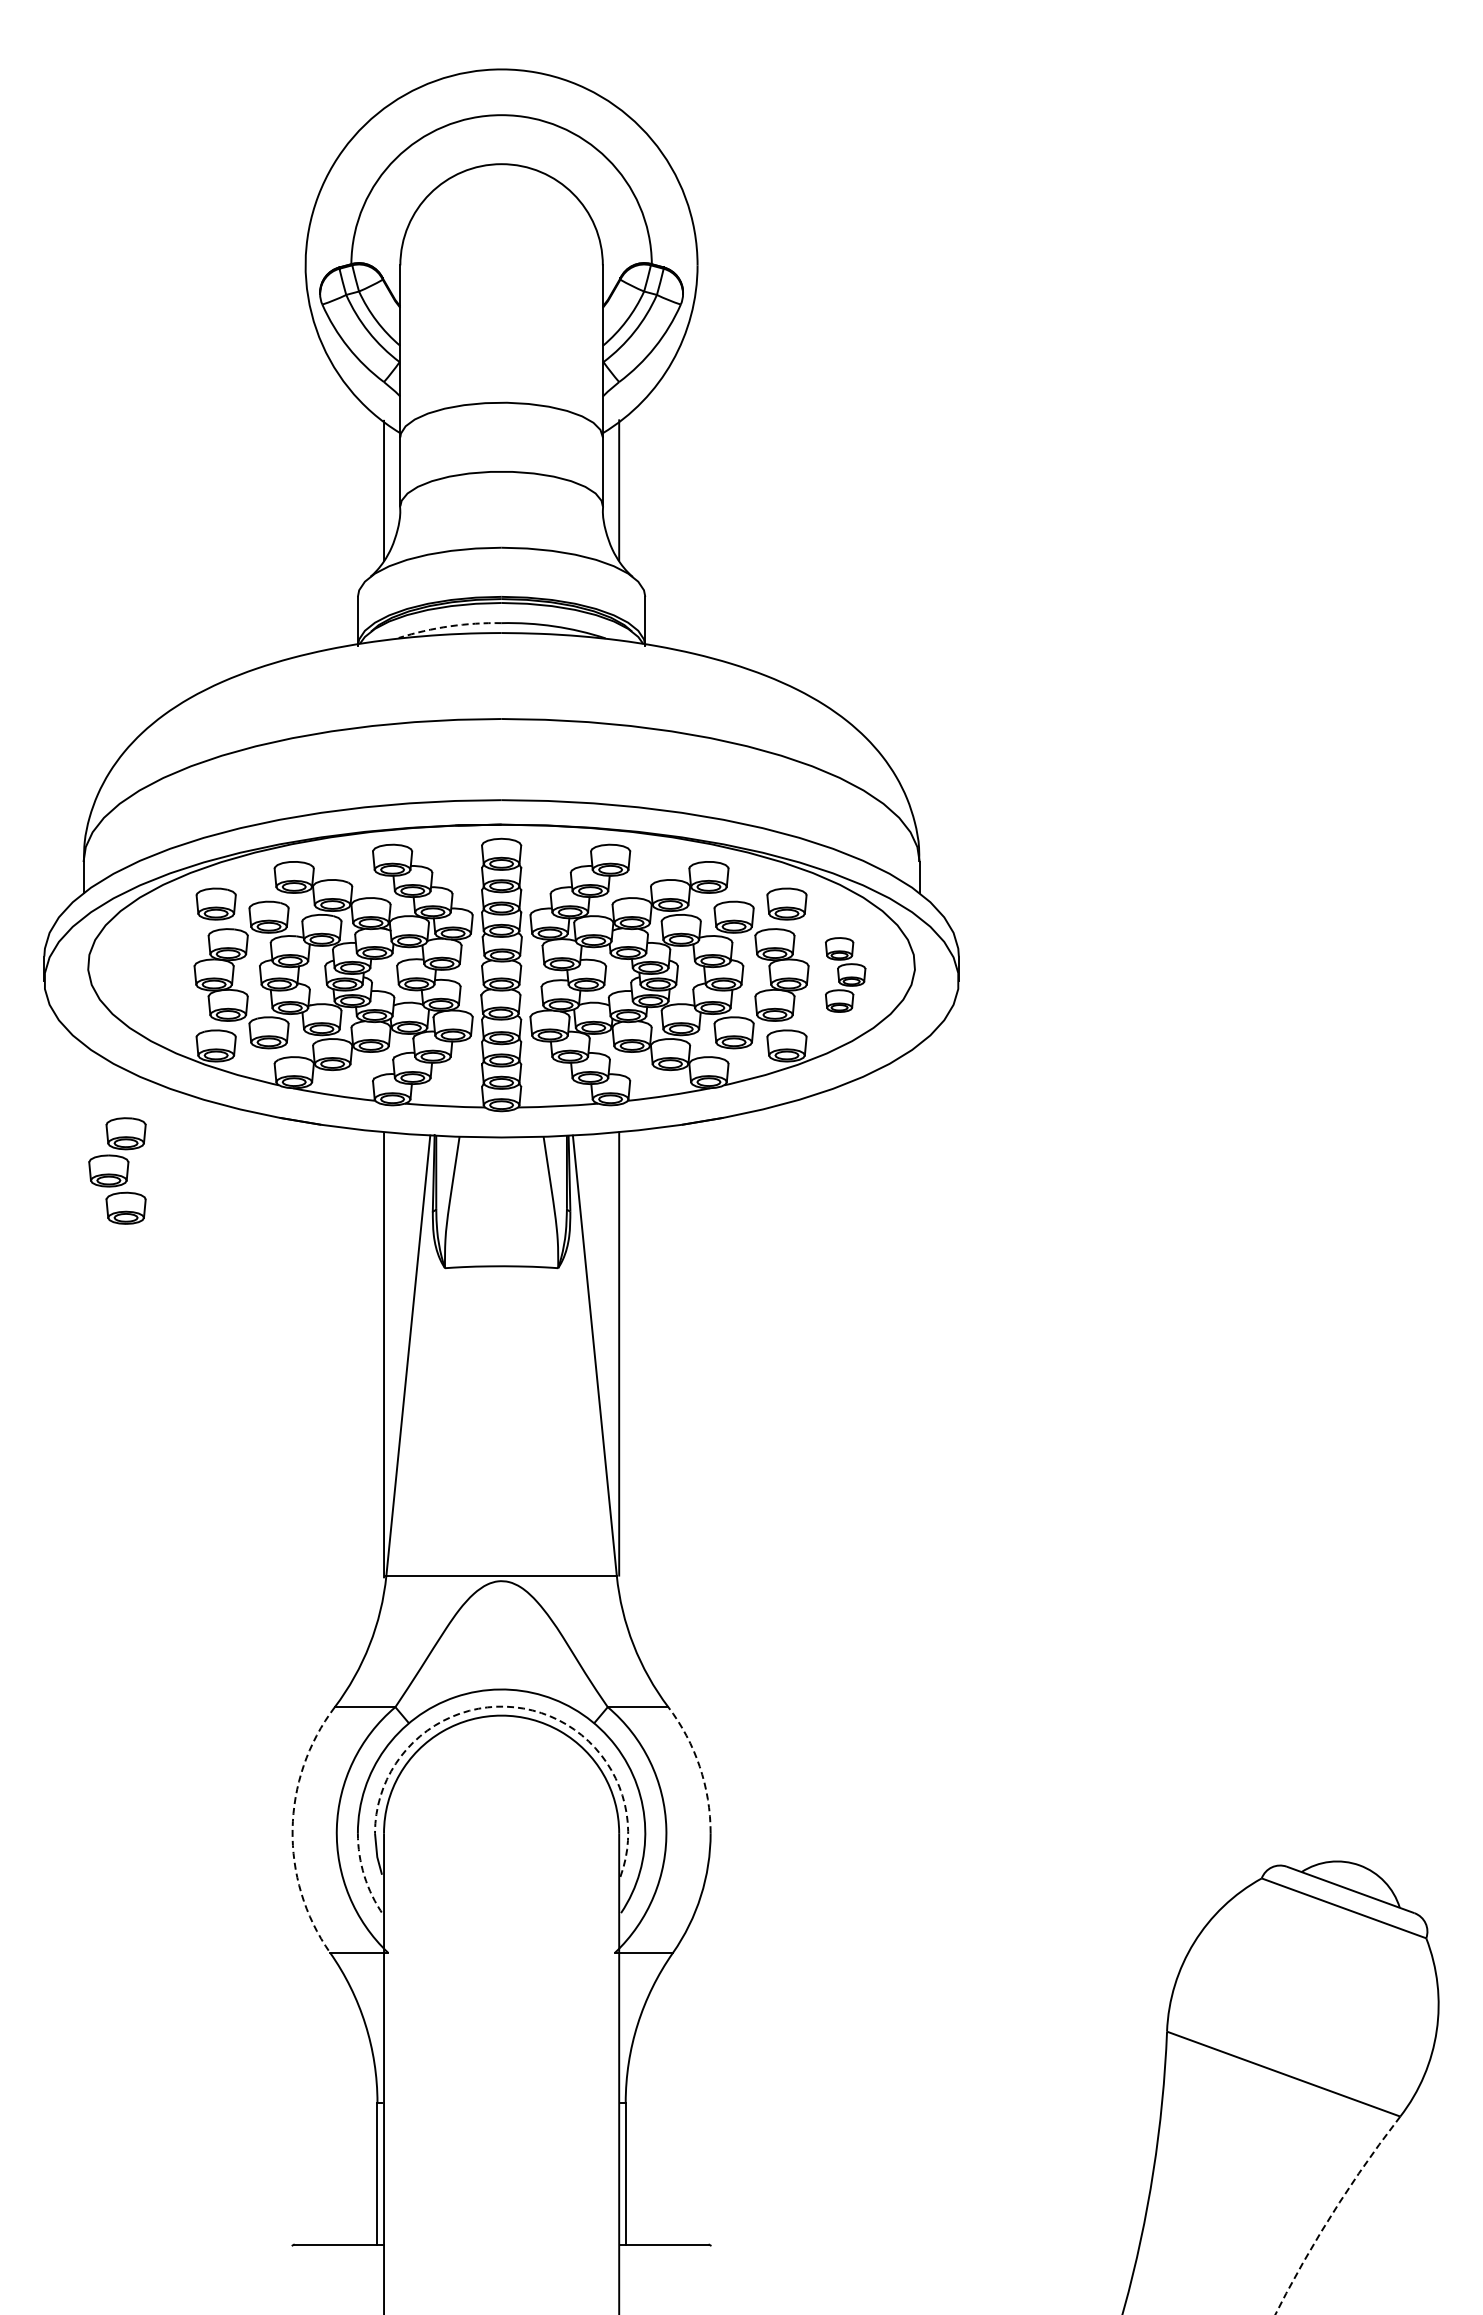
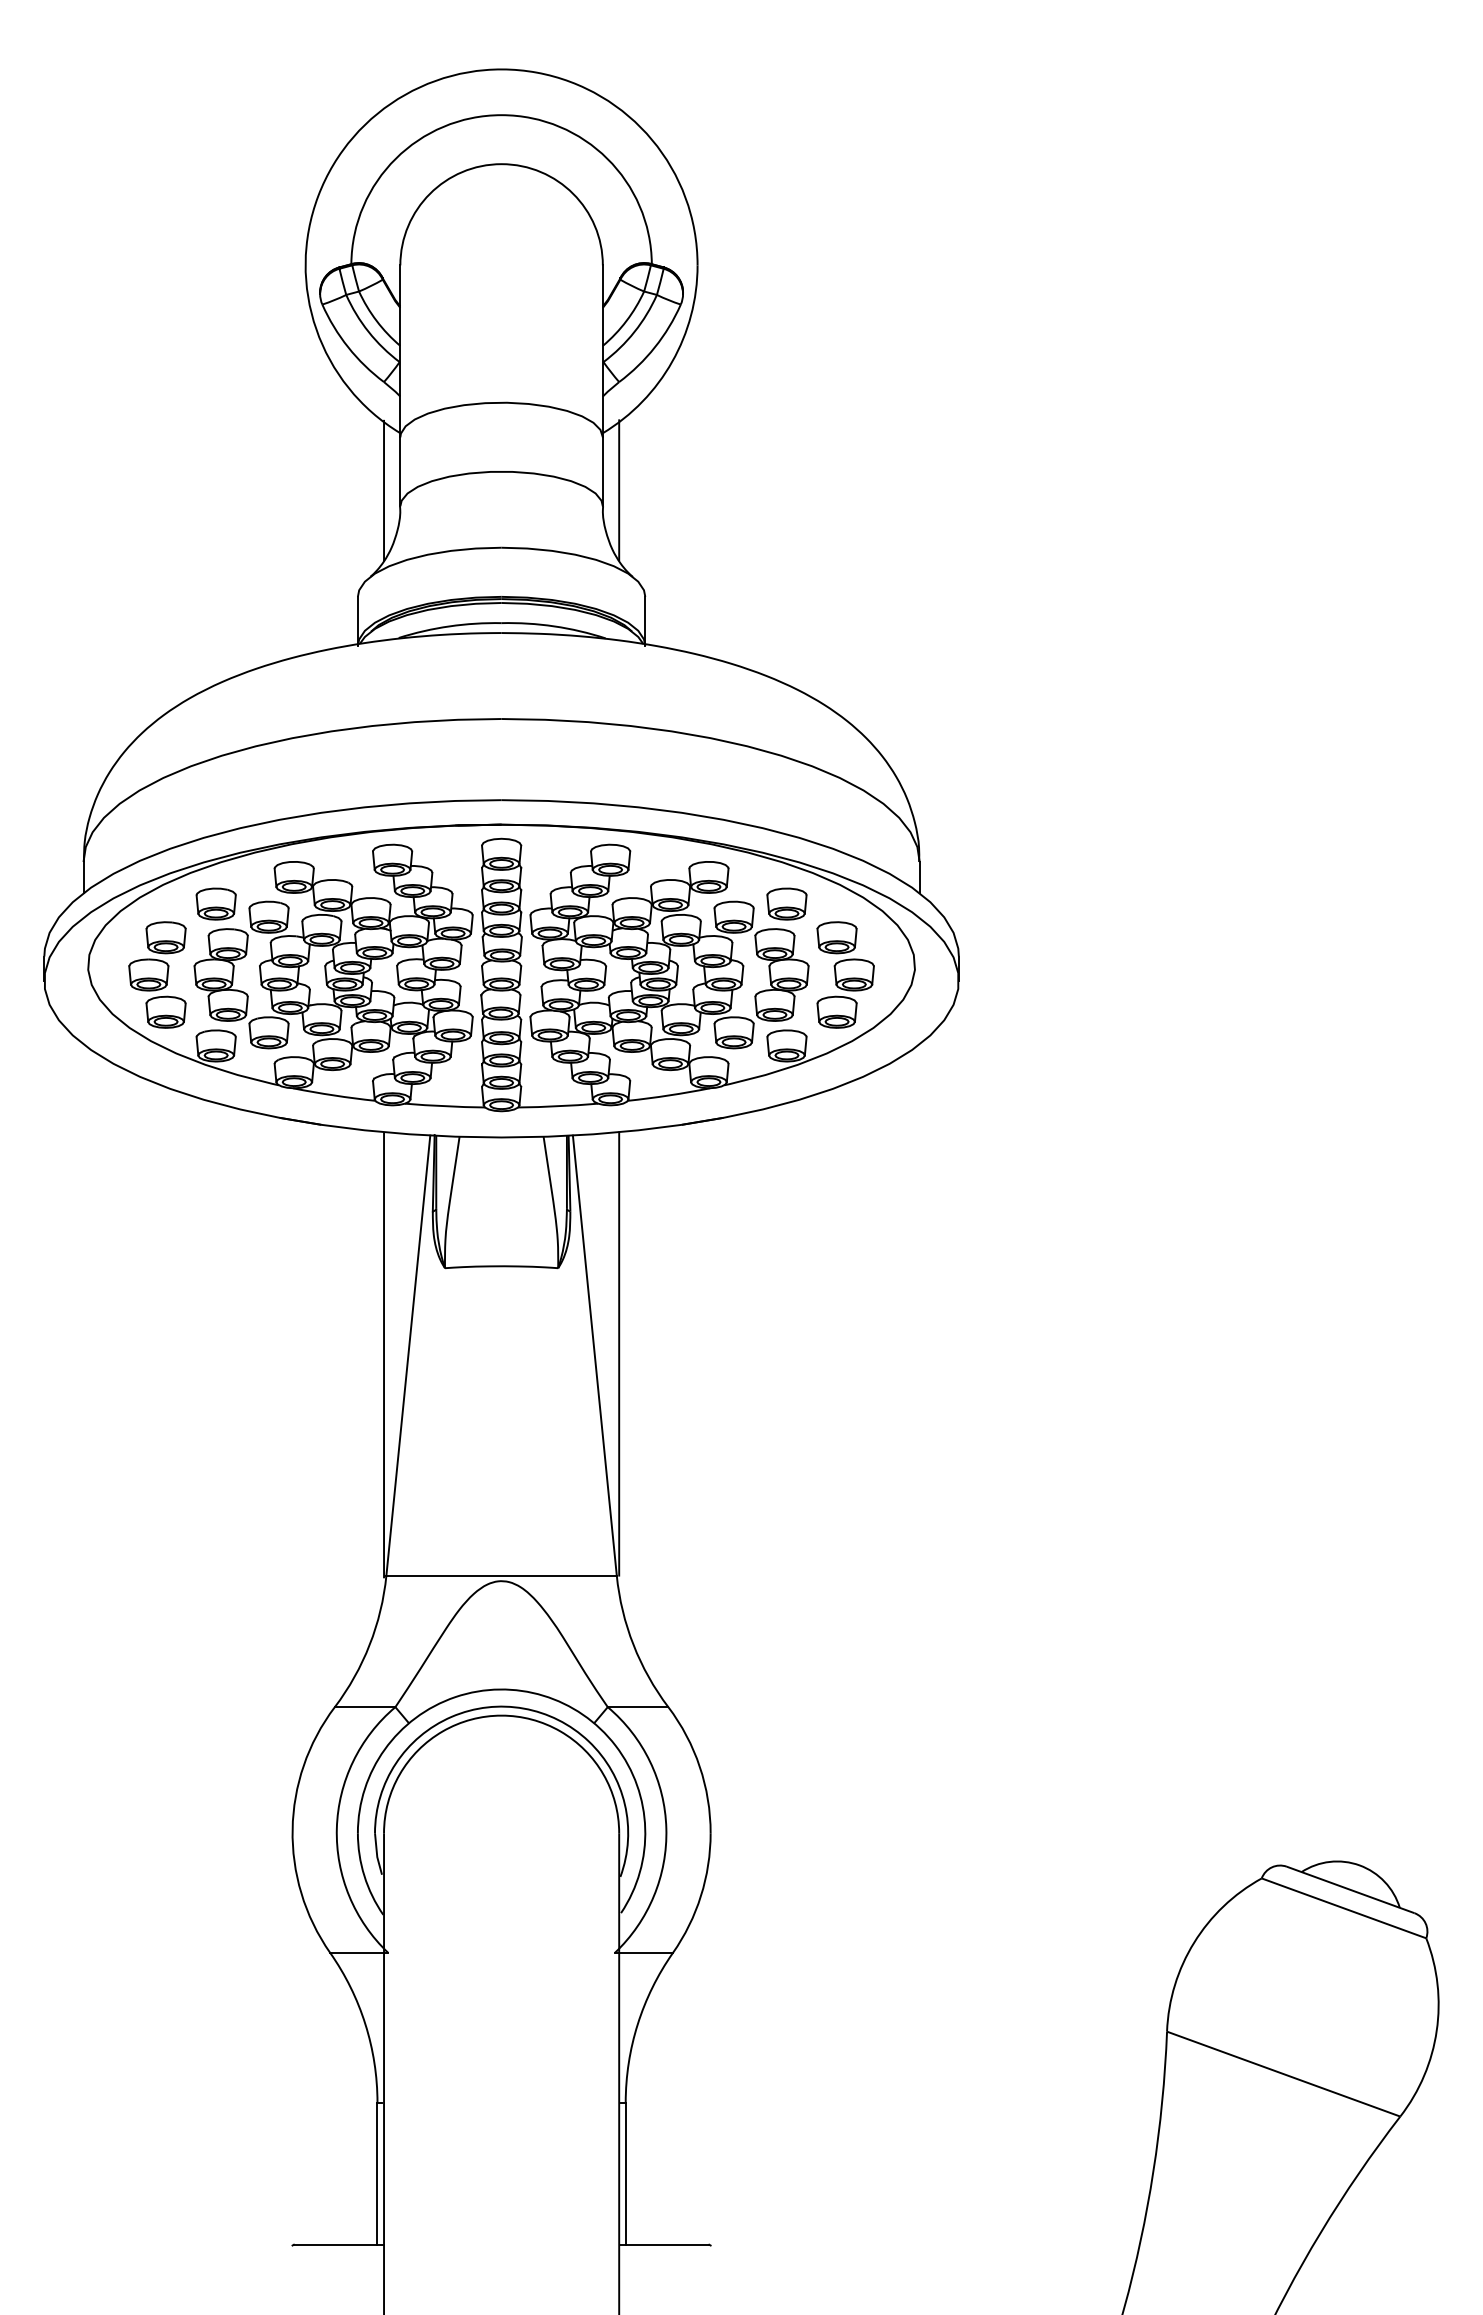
arc: dashed -> solid (449, 626)
part size: 42x76 px -> 59x108 px (845, 974)
part position: (117, 1170) -> (157, 974) (157, 974)
arc: dashed -> solid (523, 1708)
arc: dashed -> solid (699, 1766)
arc: dashed -> solid (292, 1829)
arc: dashed -> solid (364, 1876)
arc: dashed -> solid (1333, 2212)
